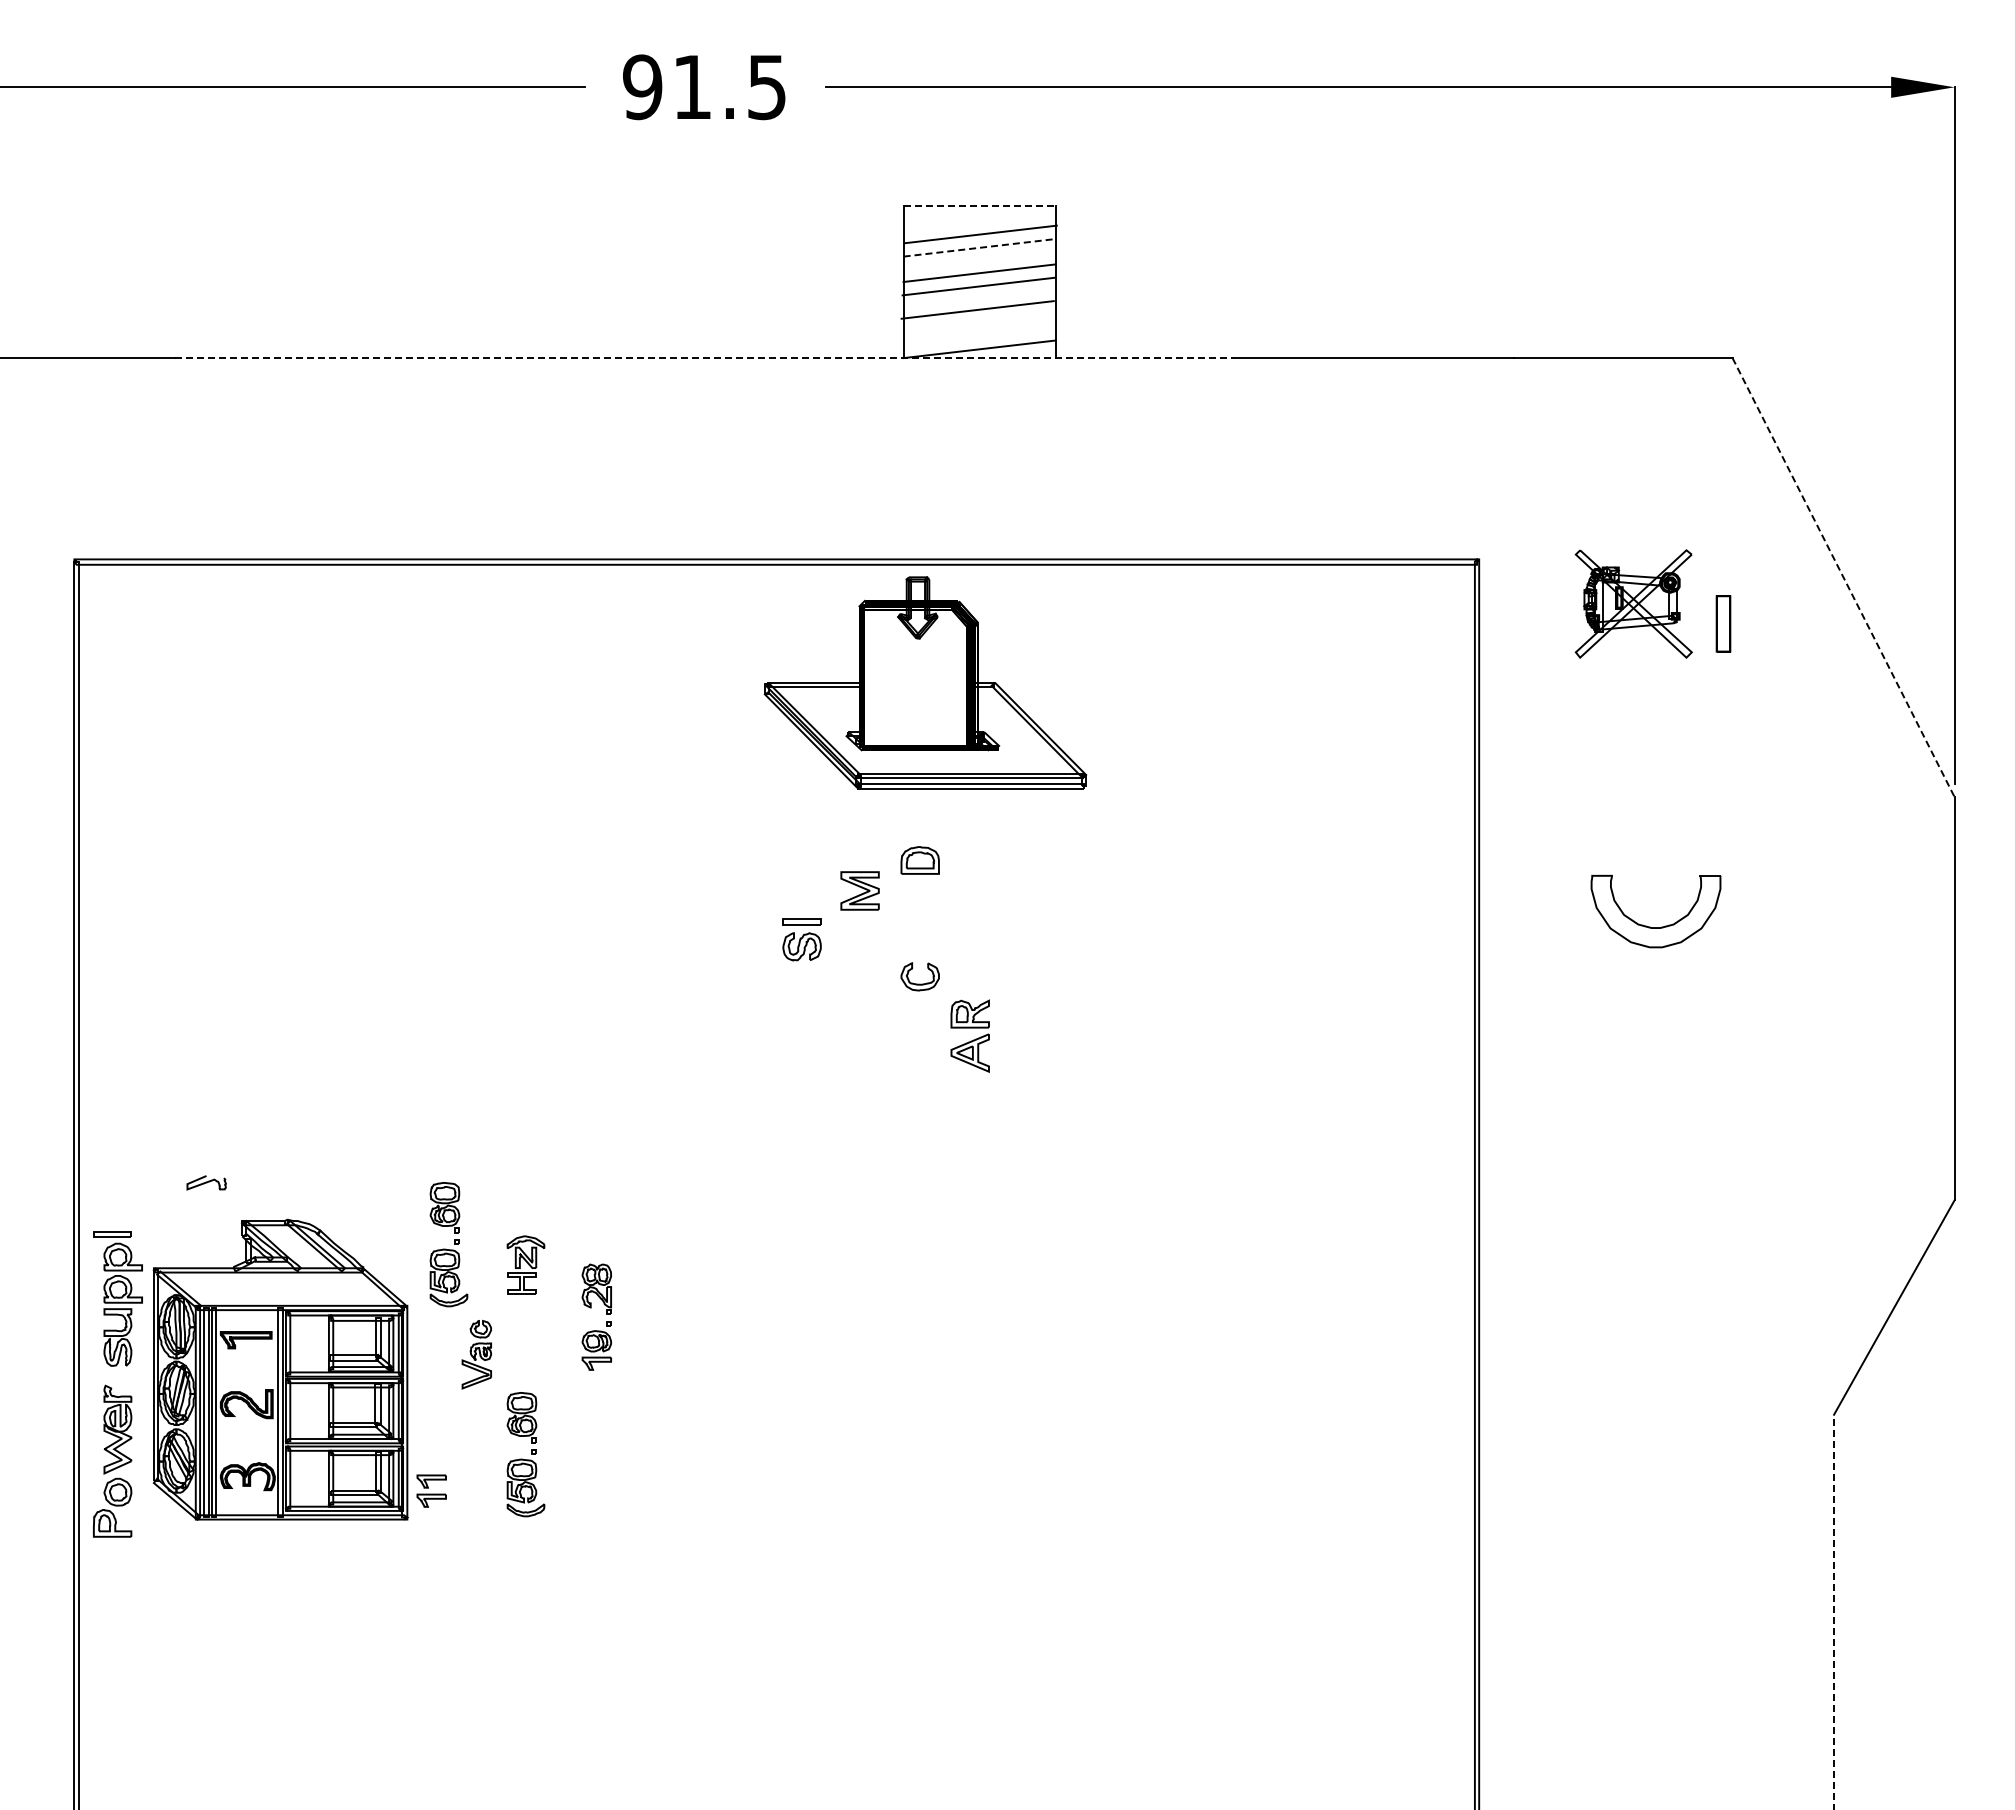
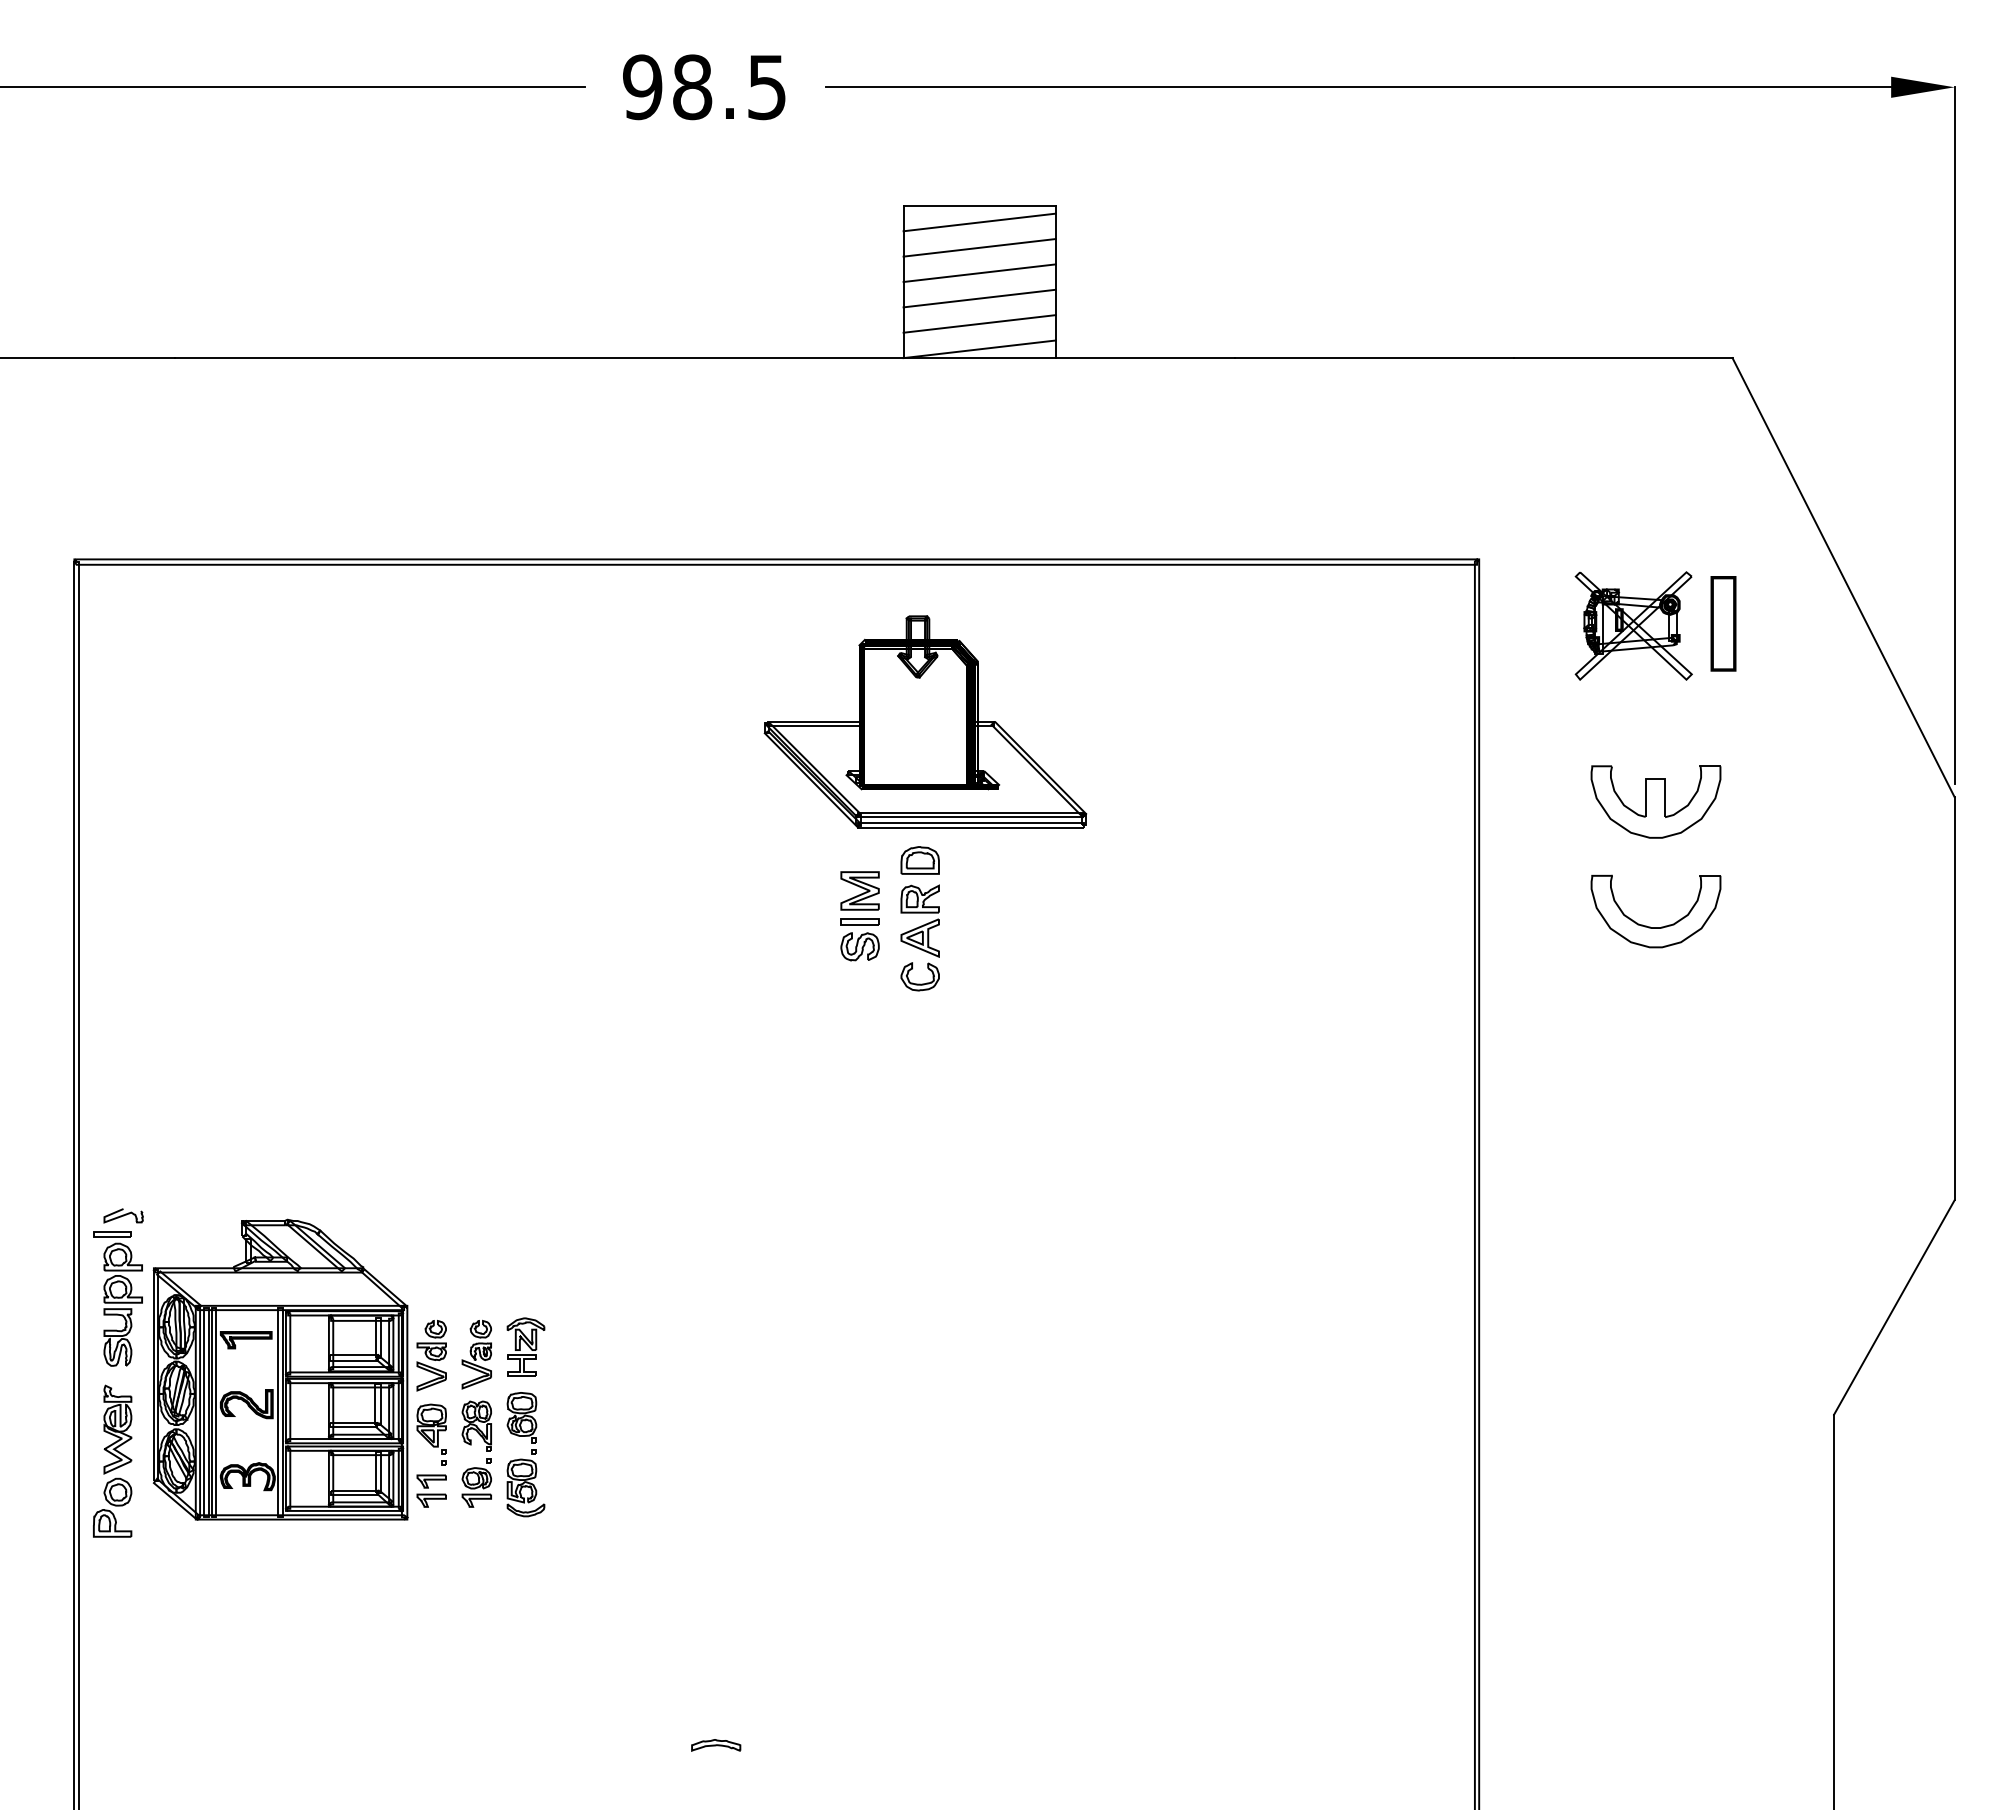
text: 91.5 -> 98.5 (692, 87)
line: dashed -> solid (980, 205)
line position: (980, 234) -> (979, 222) (979, 222)
line: dashed -> solid (979, 247)
line position: (978, 286) -> (979, 298) (979, 298)
line position: (977, 309) -> (979, 323) (979, 323)
line: dashed -> solid (705, 358)
line: dashed -> solid (1843, 577)
part position: (1633, 603) -> (1633, 625) (1633, 625)
part size: 17x58 px -> 27x96 px (1723, 623)
part position: (925, 682) -> (925, 721) (925, 721)
part: none -> present (1655, 801)
part position: (801, 939) -> (859, 939) (859, 939)
part position: (969, 1035) -> (919, 920) (919, 920)
curve position: (206, 1182) -> (123, 1215) (123, 1215)
part: present -> none (448, 1244)
part position: (525, 1264) -> (525, 1346) (525, 1346)
part position: (591, 1308) -> (471, 1445) (471, 1445)
part: none -> present (431, 1355)
part: none -> present (431, 1434)
line: dashed -> solid (1834, 1611)
part: none -> present (716, 1745)
